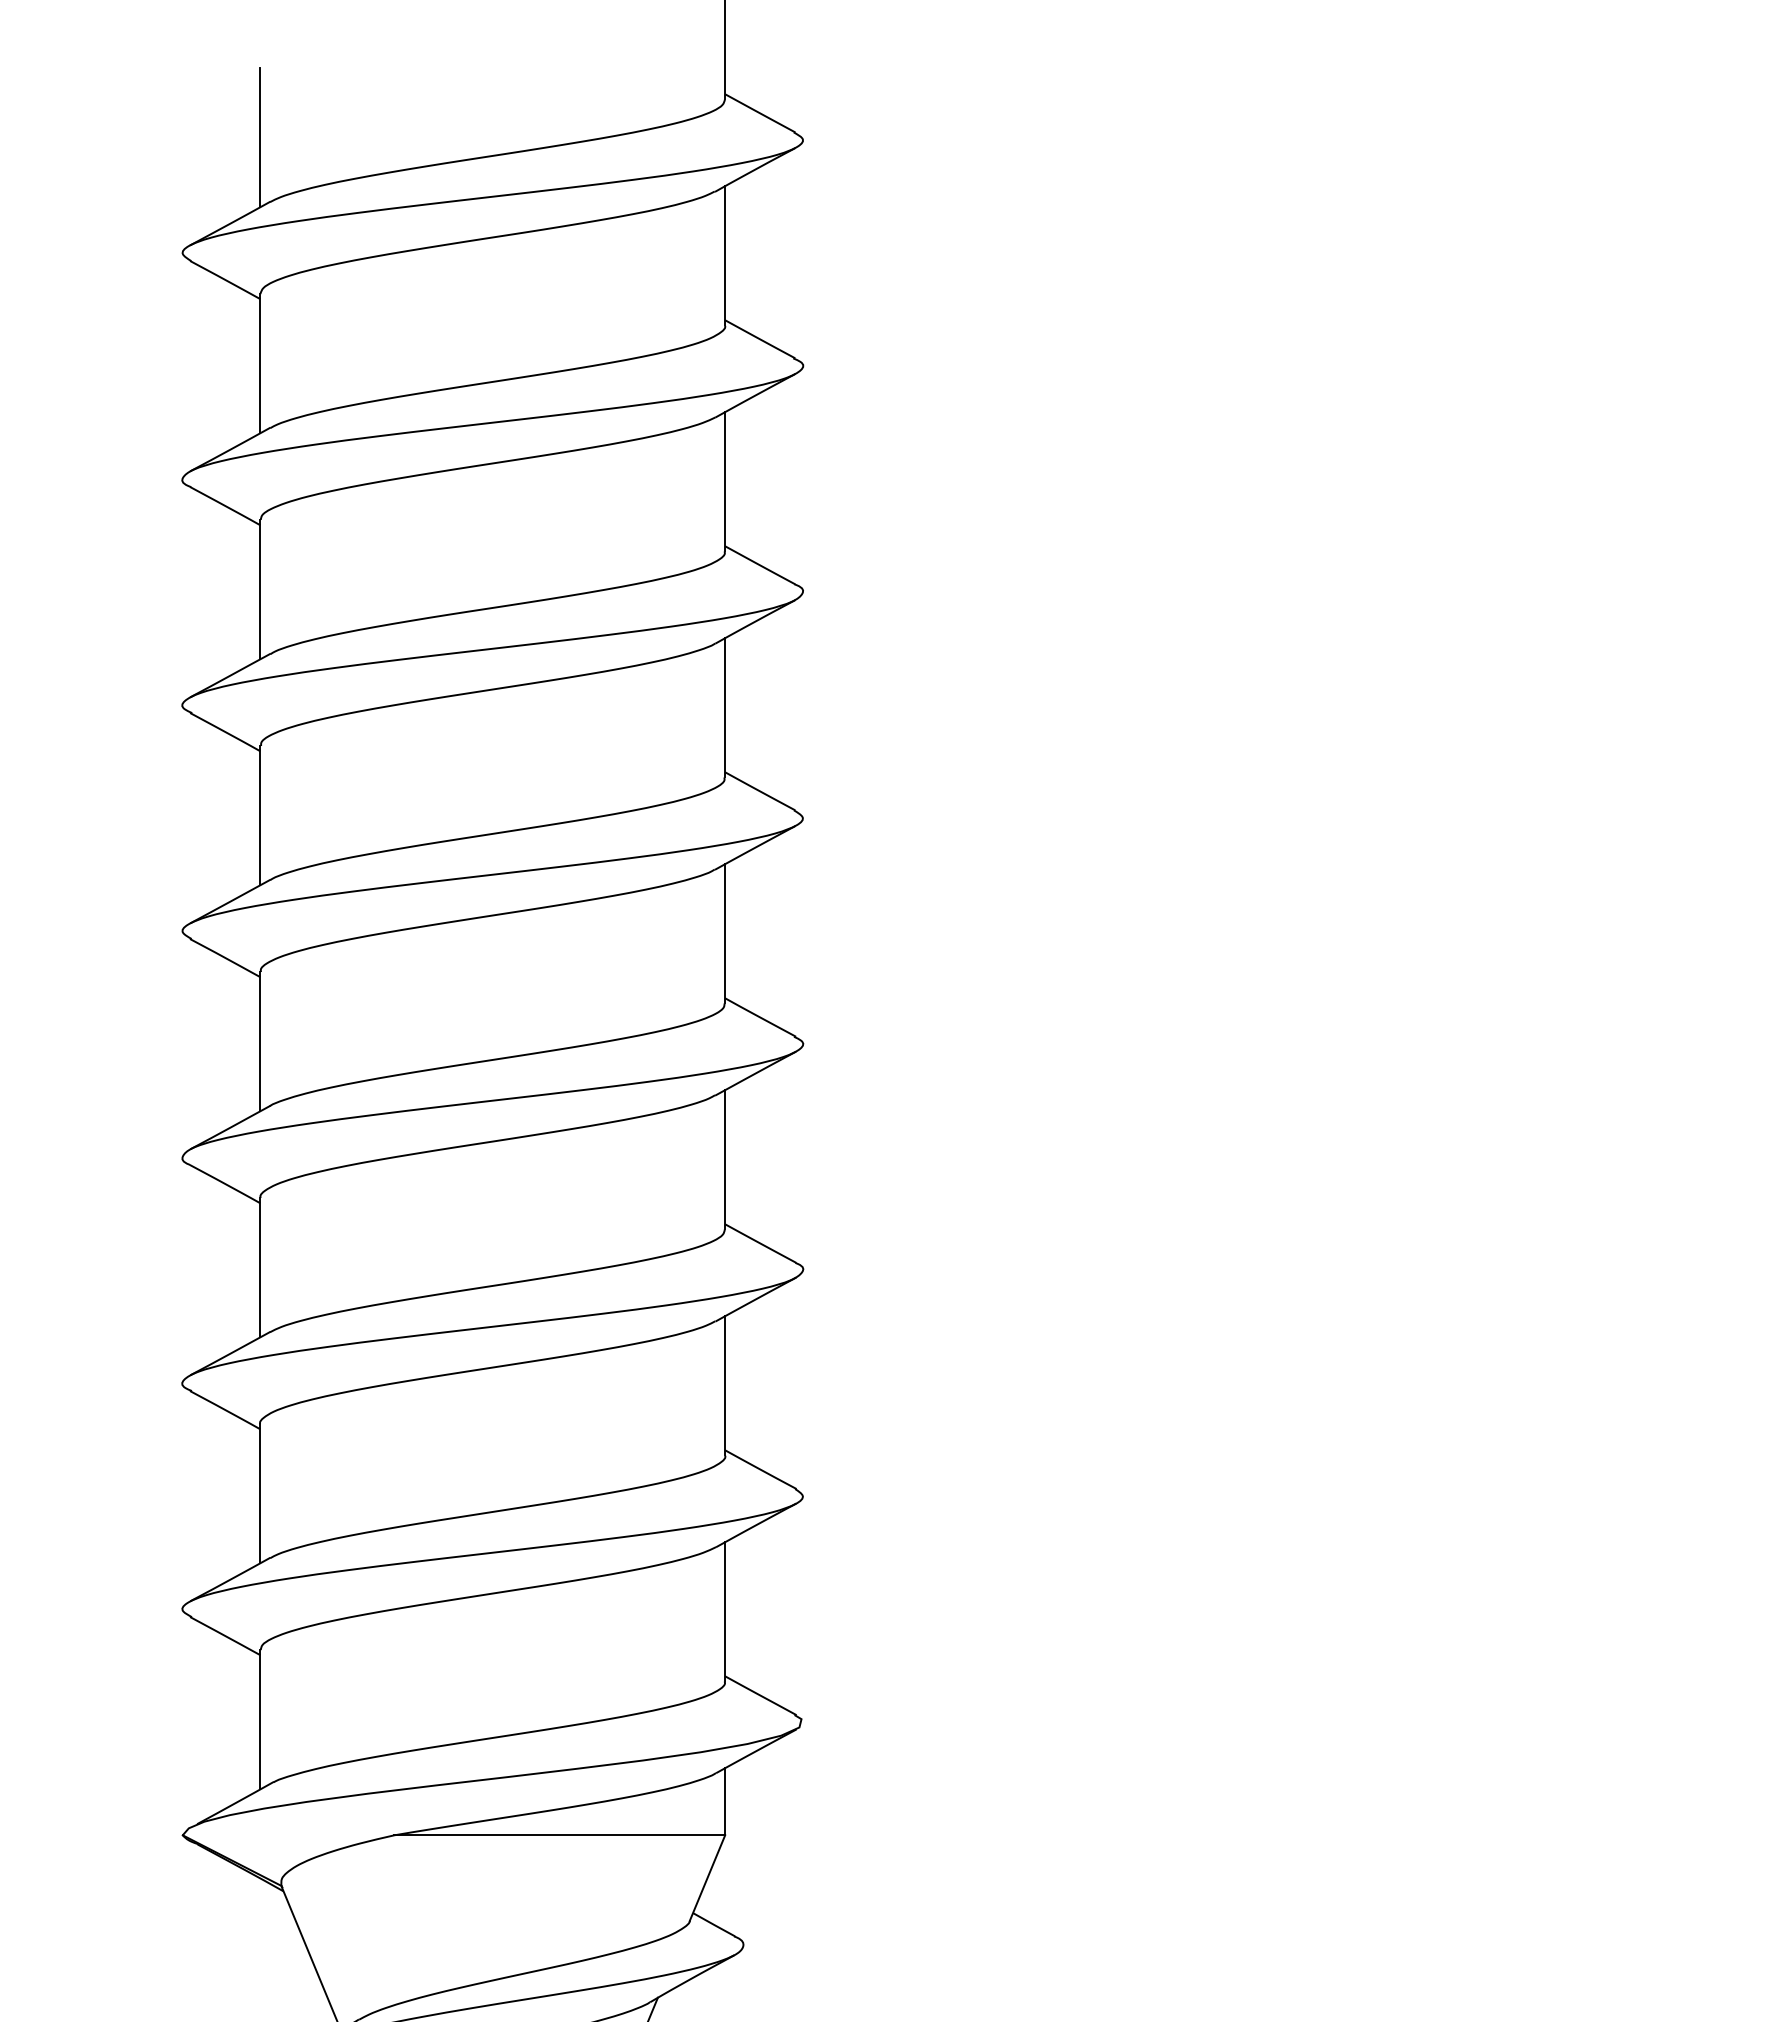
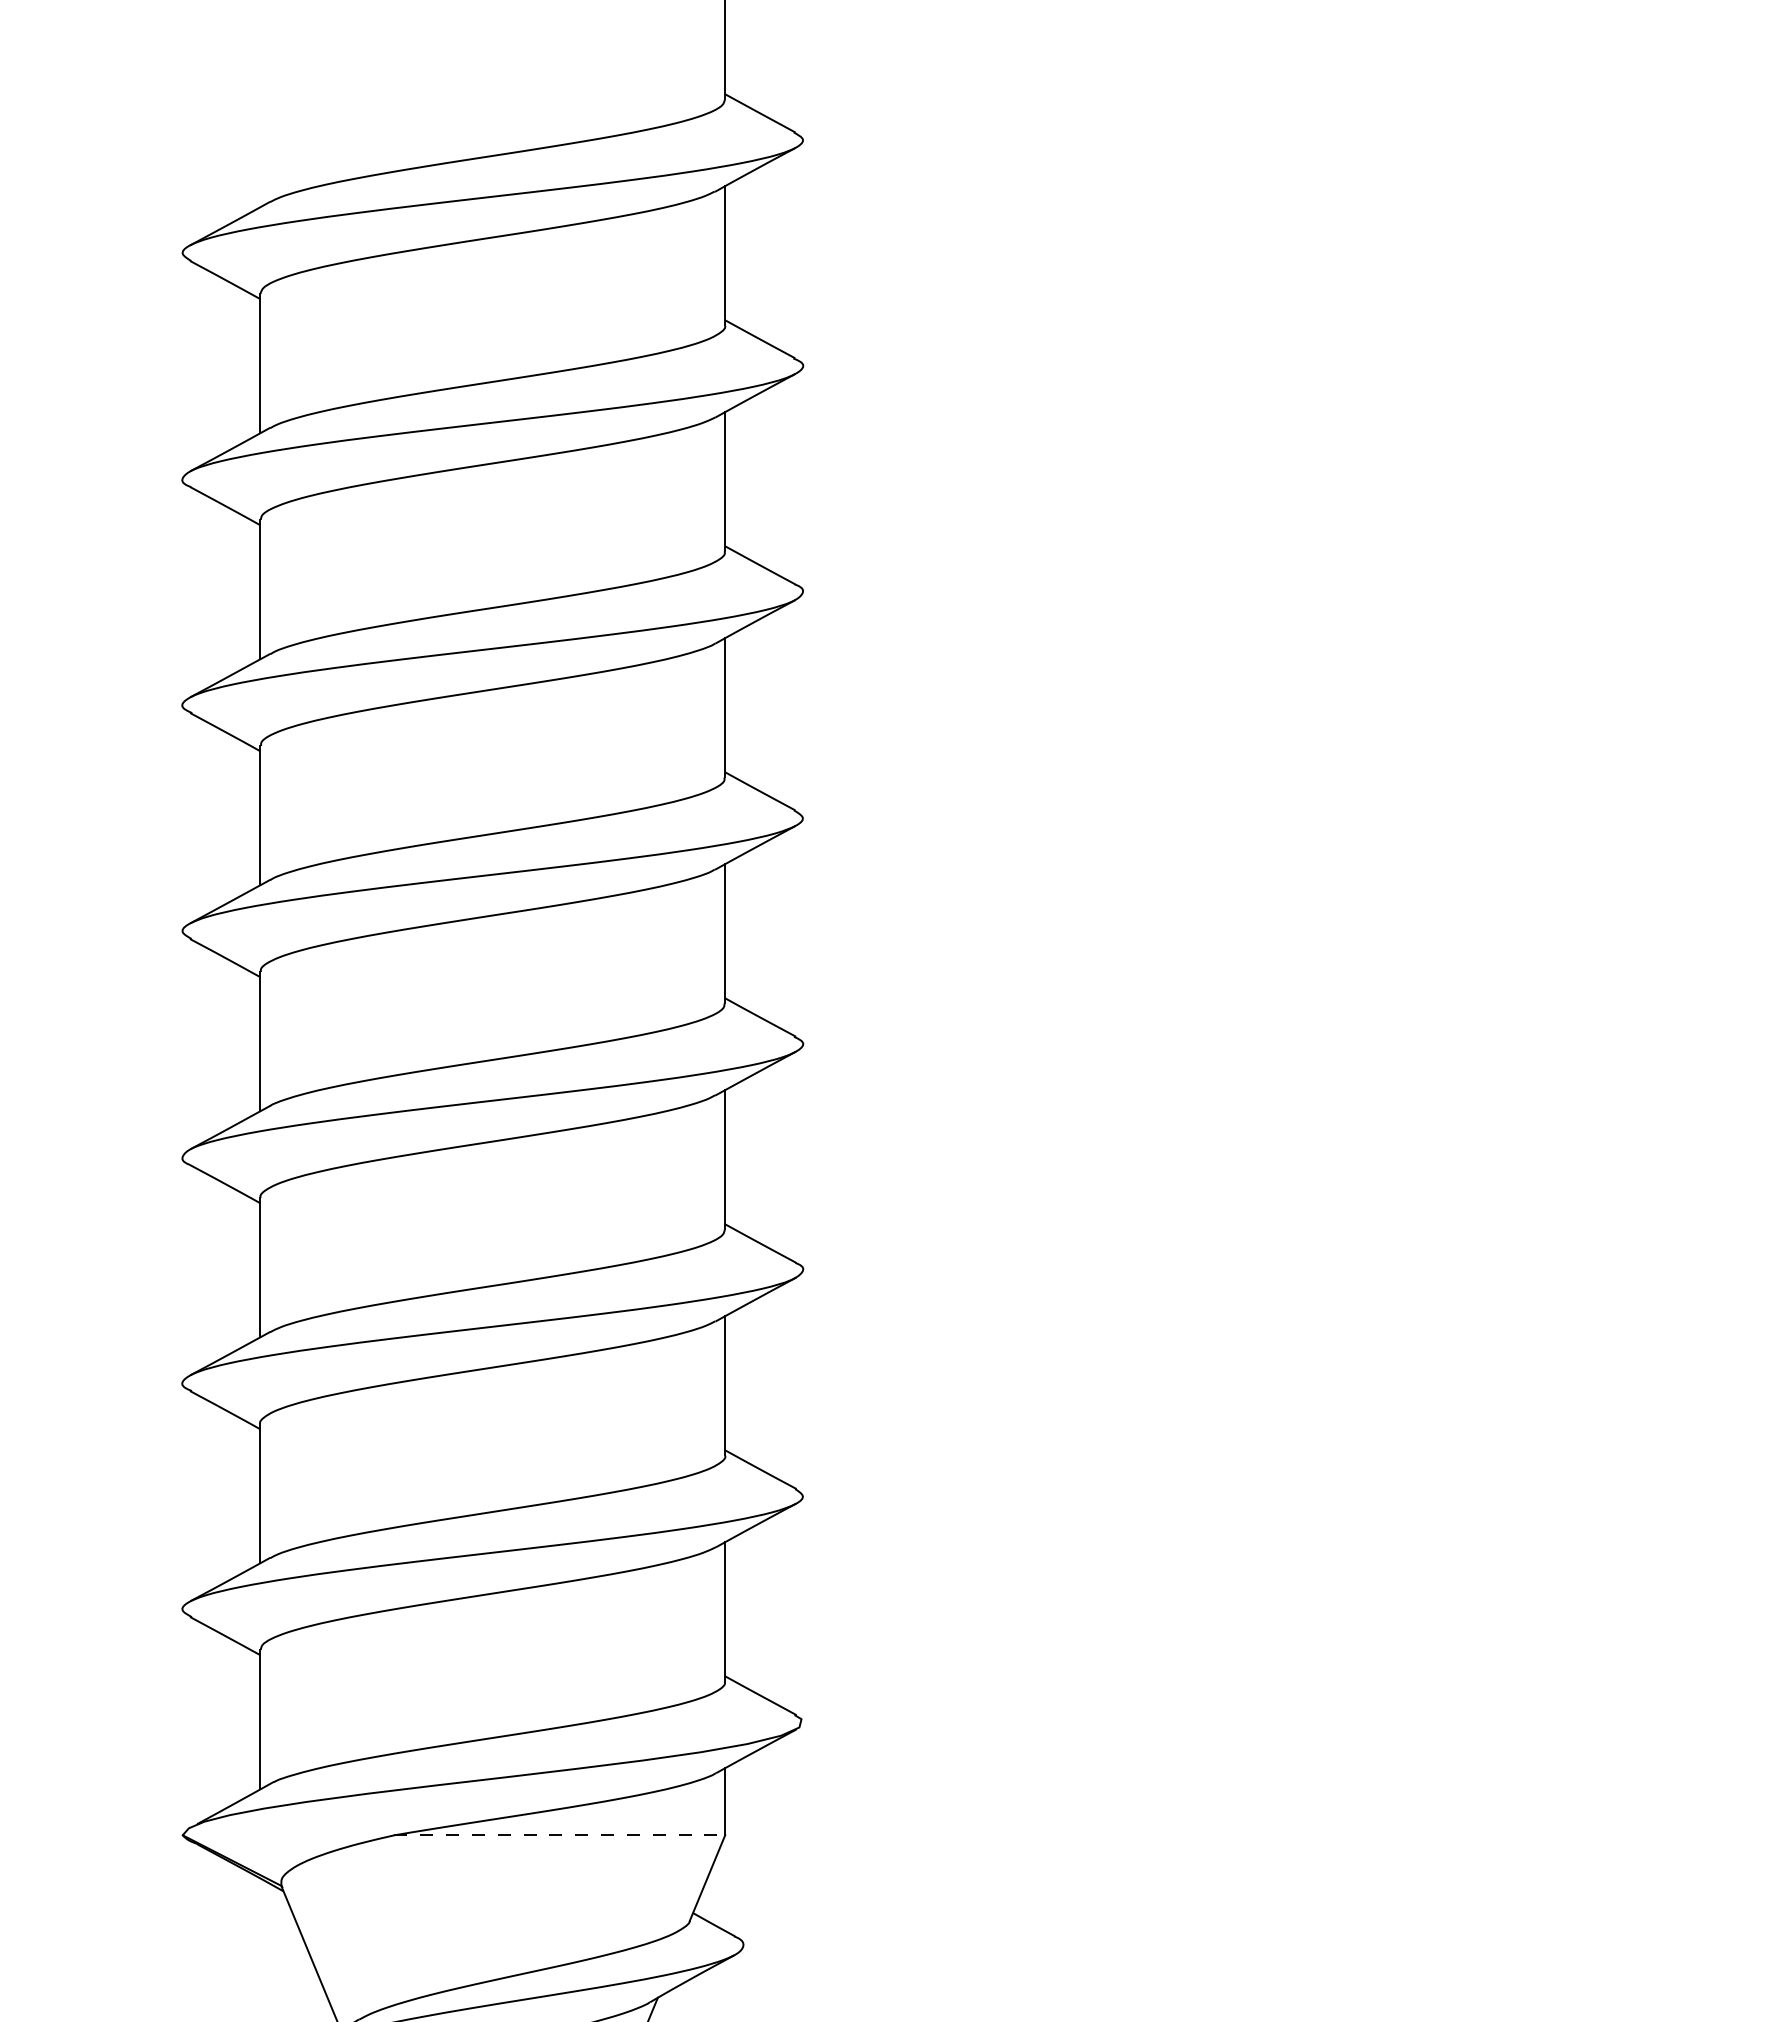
line: present -> none (260, 137)
line: solid -> dashed (560, 1835)
